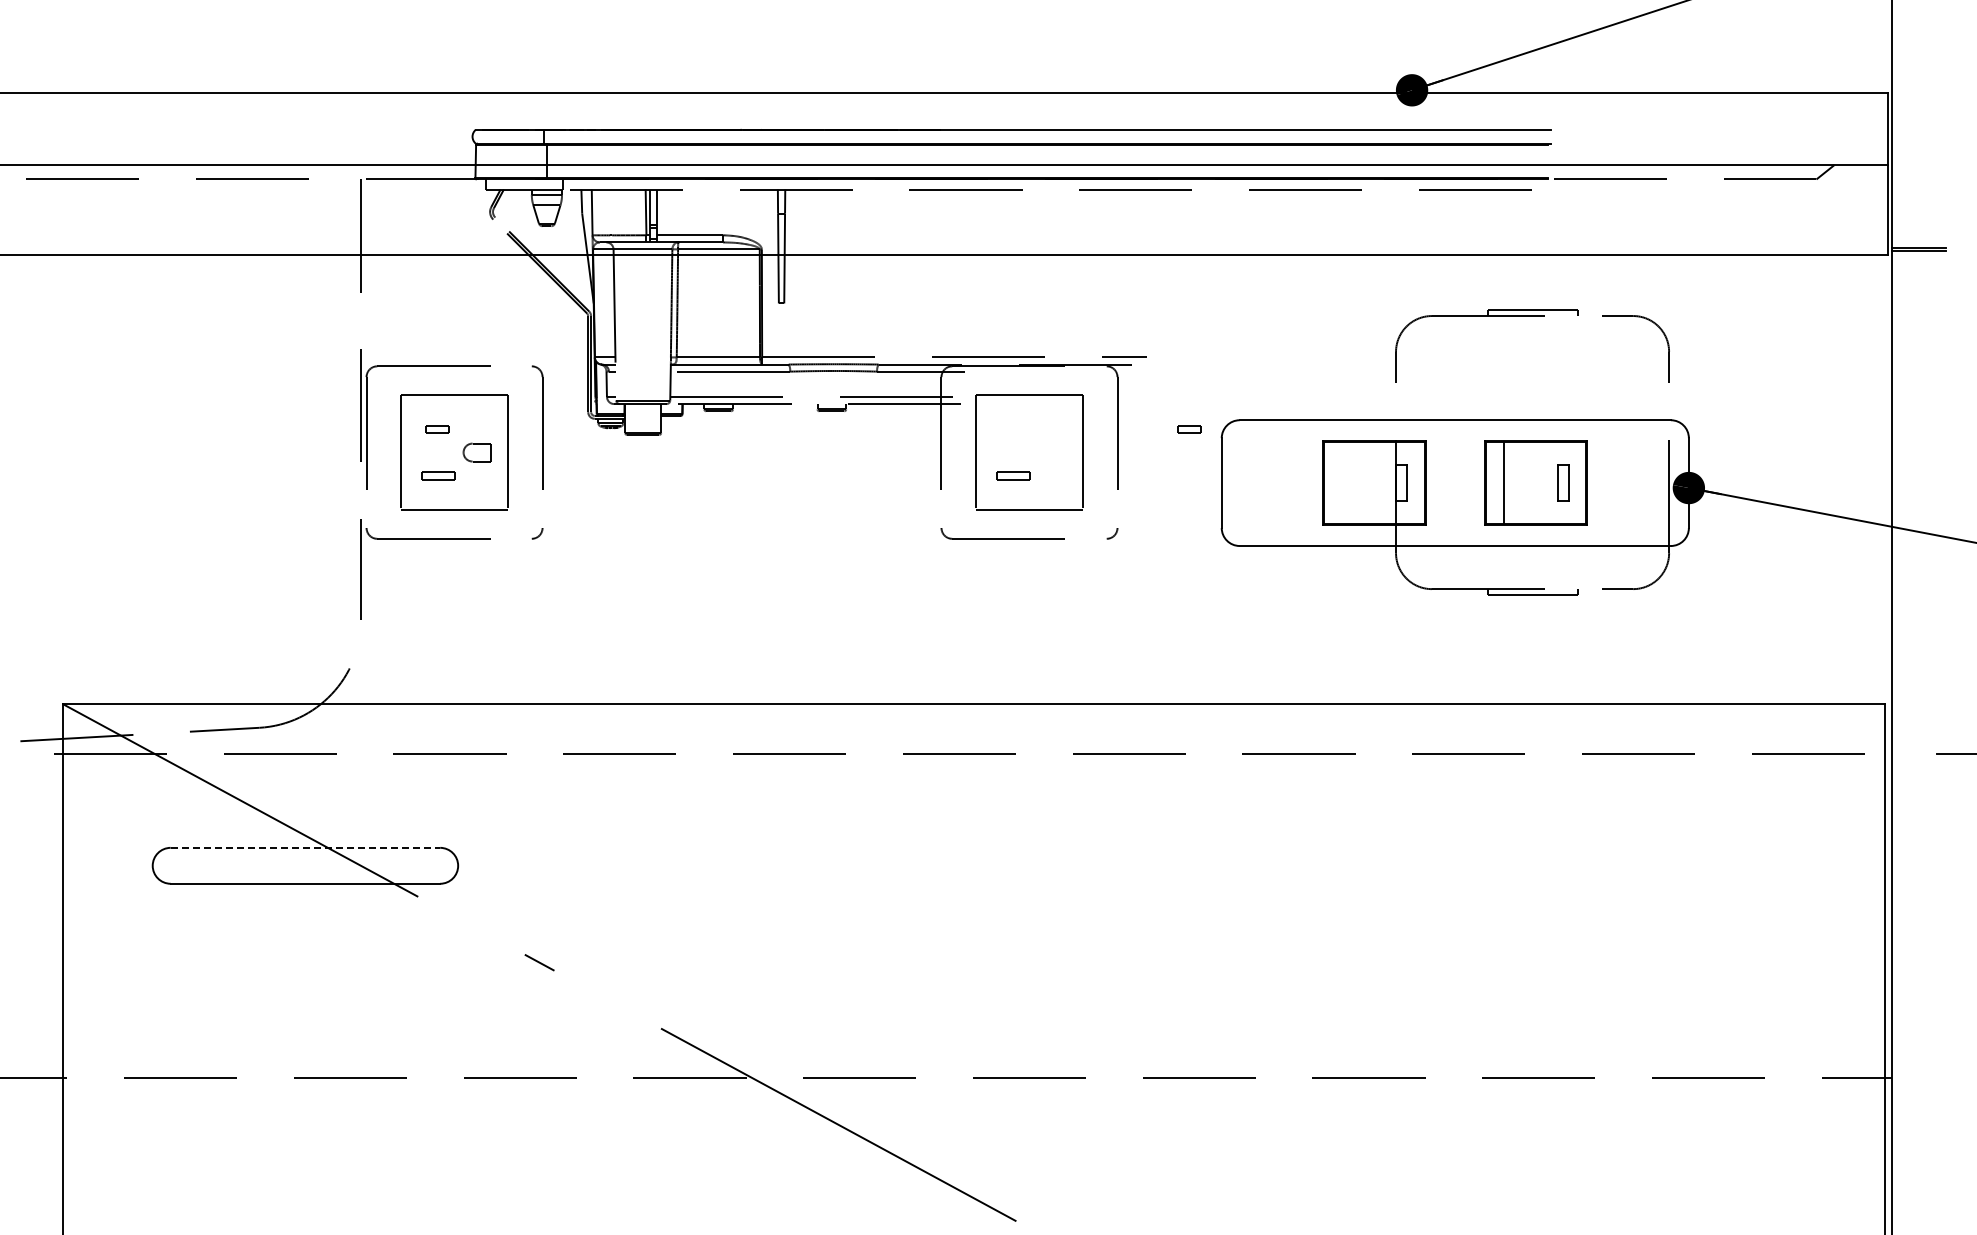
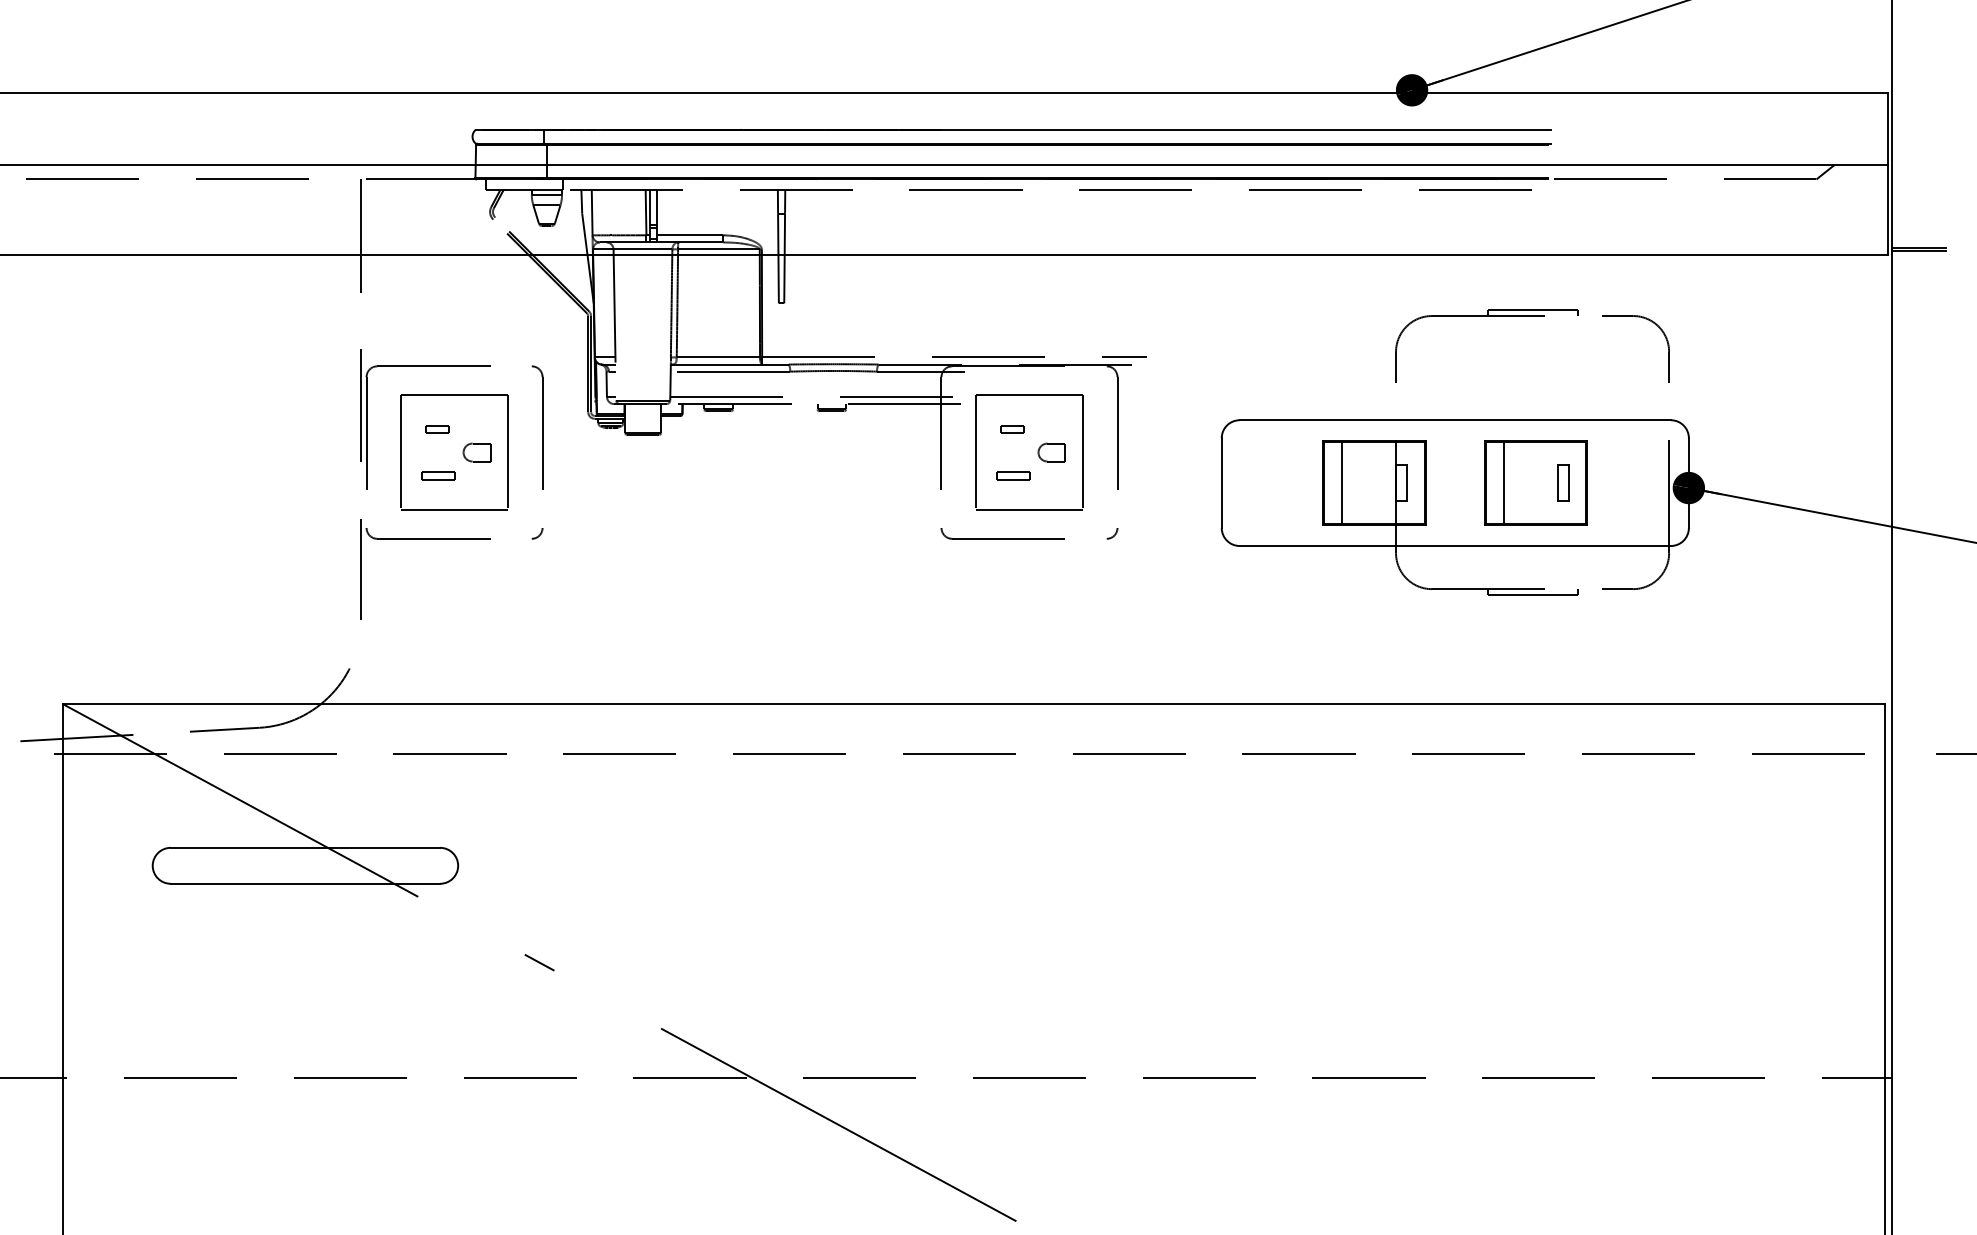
part position: (1189, 429) -> (1012, 429) (1012, 429)
part: none -> present (1051, 452)
line: none -> present (1342, 482)
line: dashed -> solid (305, 847)
